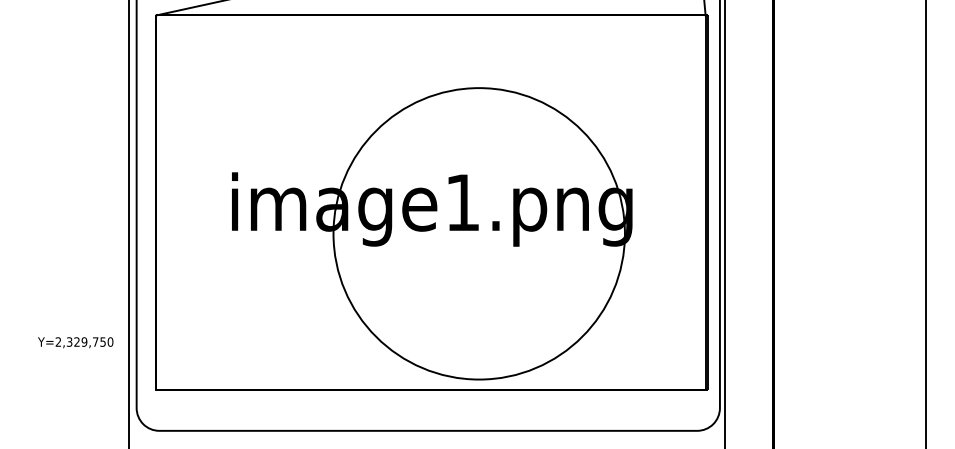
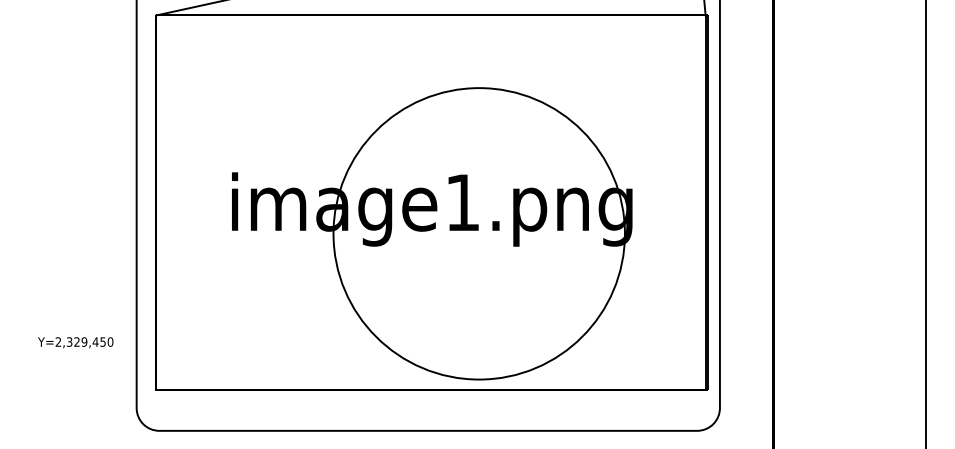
line: present -> none (129, 223)
line: present -> none (725, 223)
text: Y=2,329,750 -> Y=2,329,450 (95, 341)
